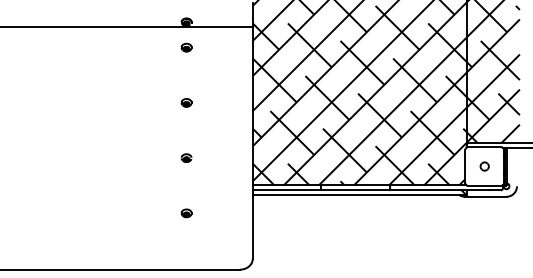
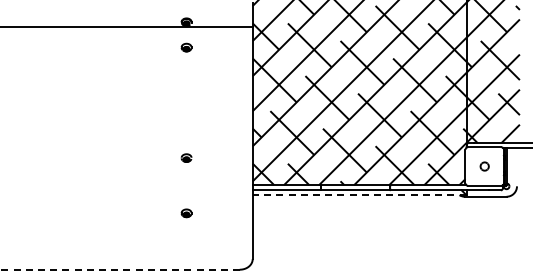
part: present -> none (186, 102)
line: solid -> dashed (359, 195)
line: solid -> dashed (120, 269)
